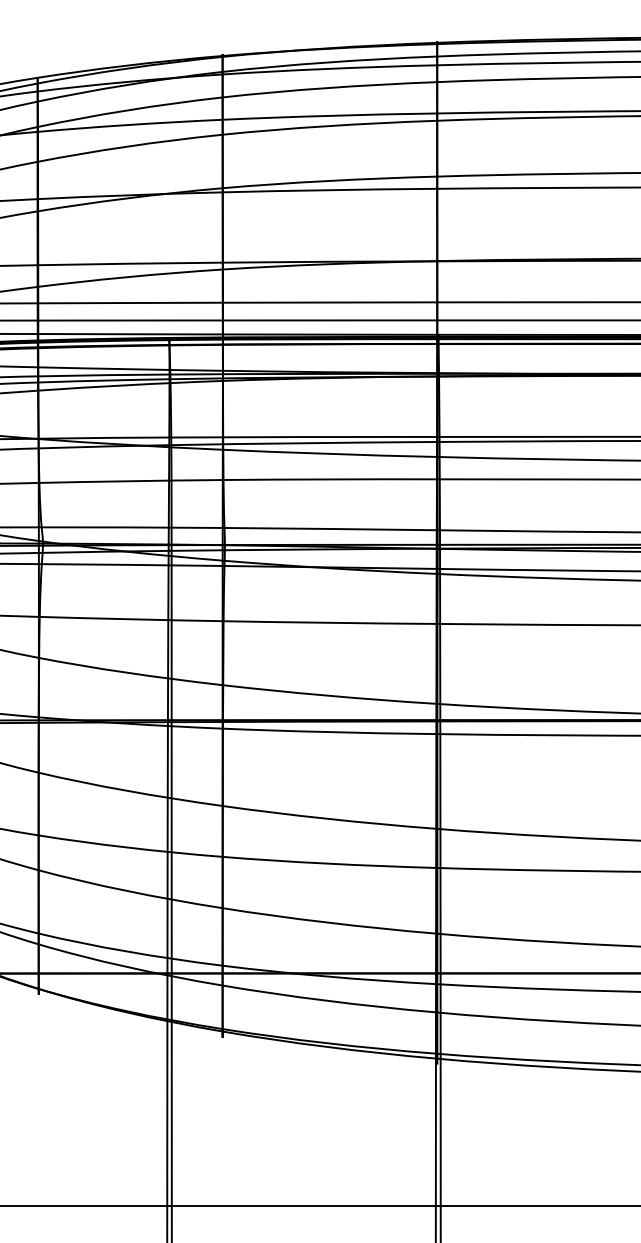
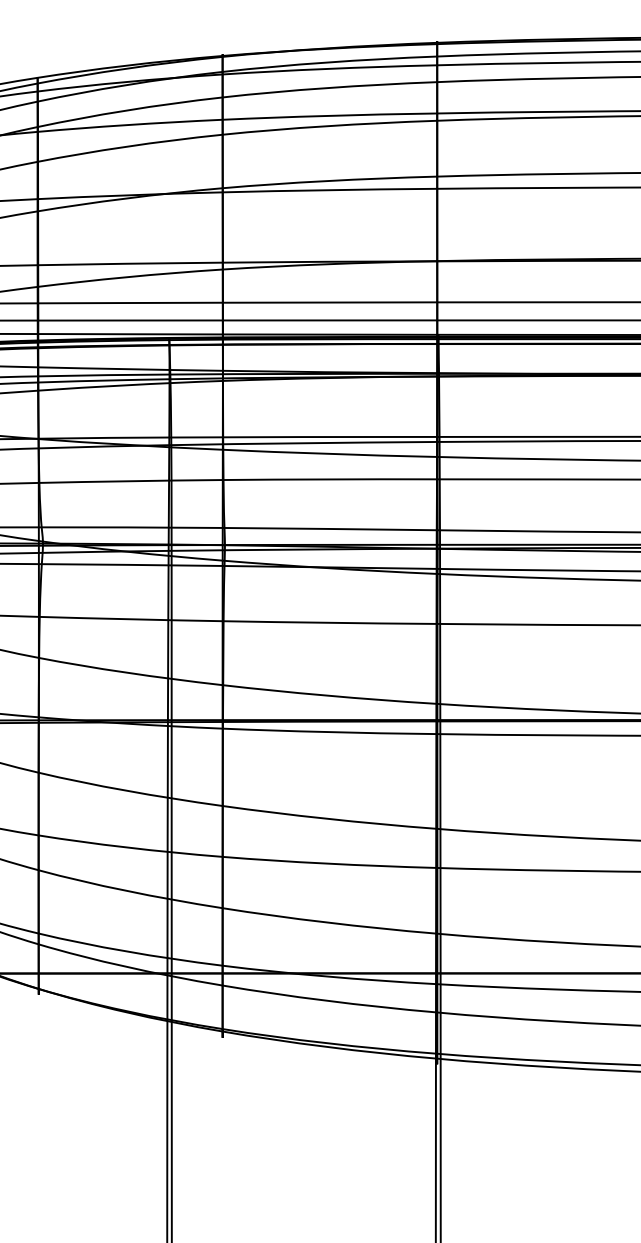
line: present -> none (319, 1205)
